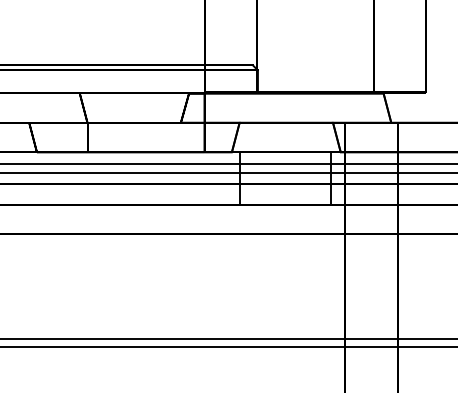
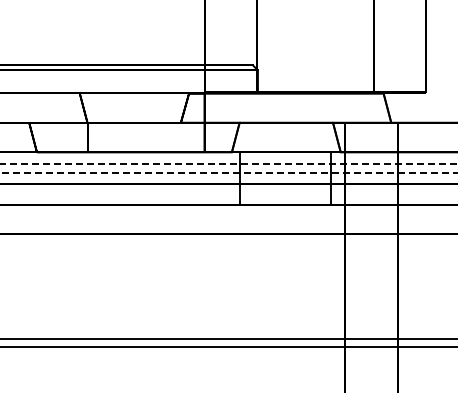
line: solid -> dashed (228, 163)
line: solid -> dashed (228, 172)
